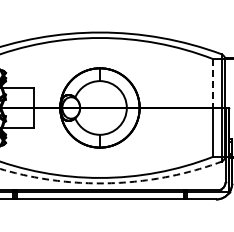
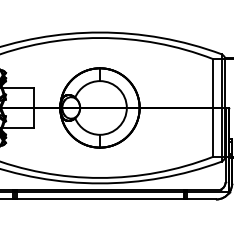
line: dashed -> solid (213, 84)
arc: dashed -> solid (111, 183)
